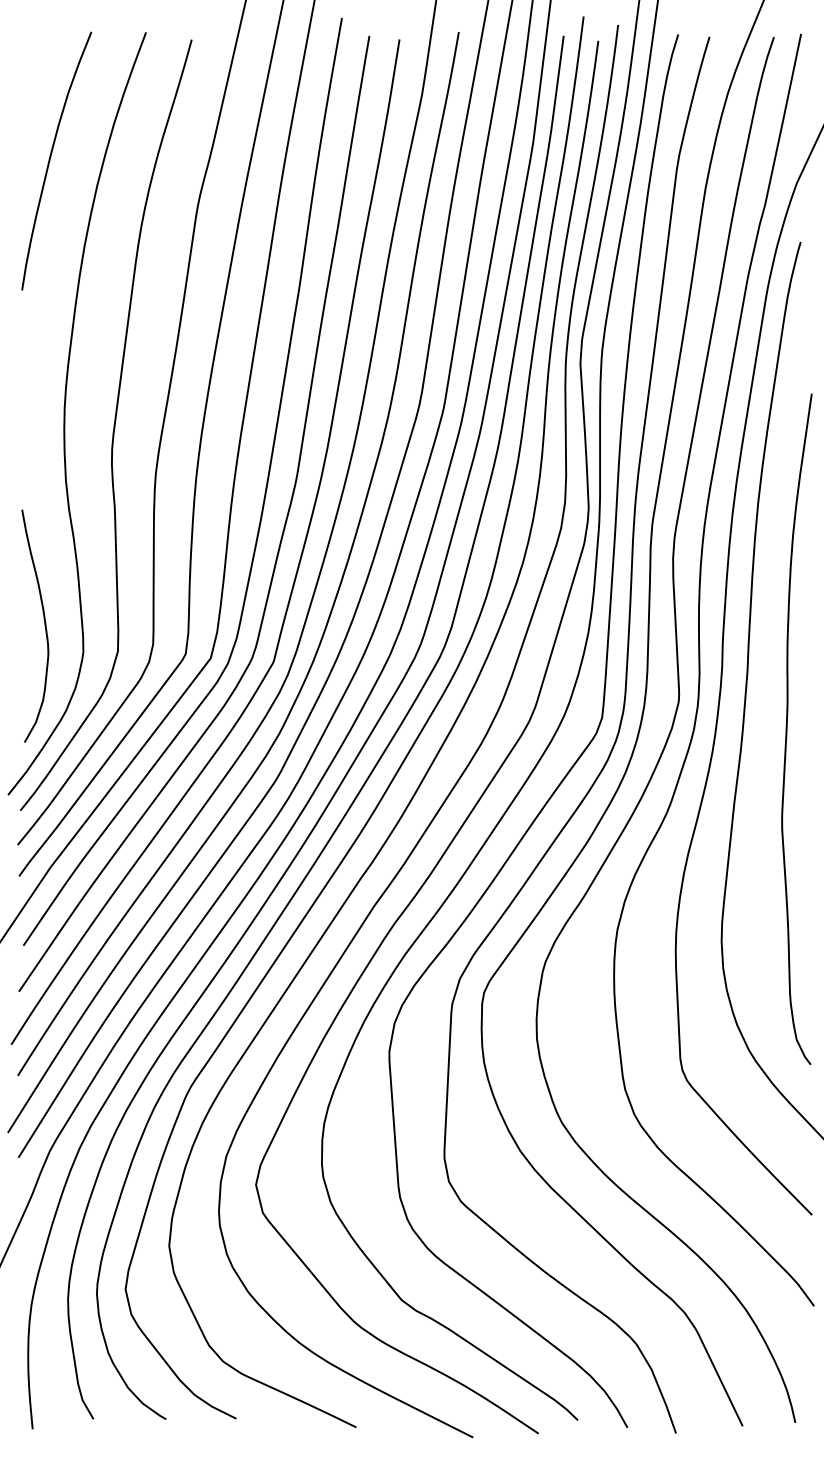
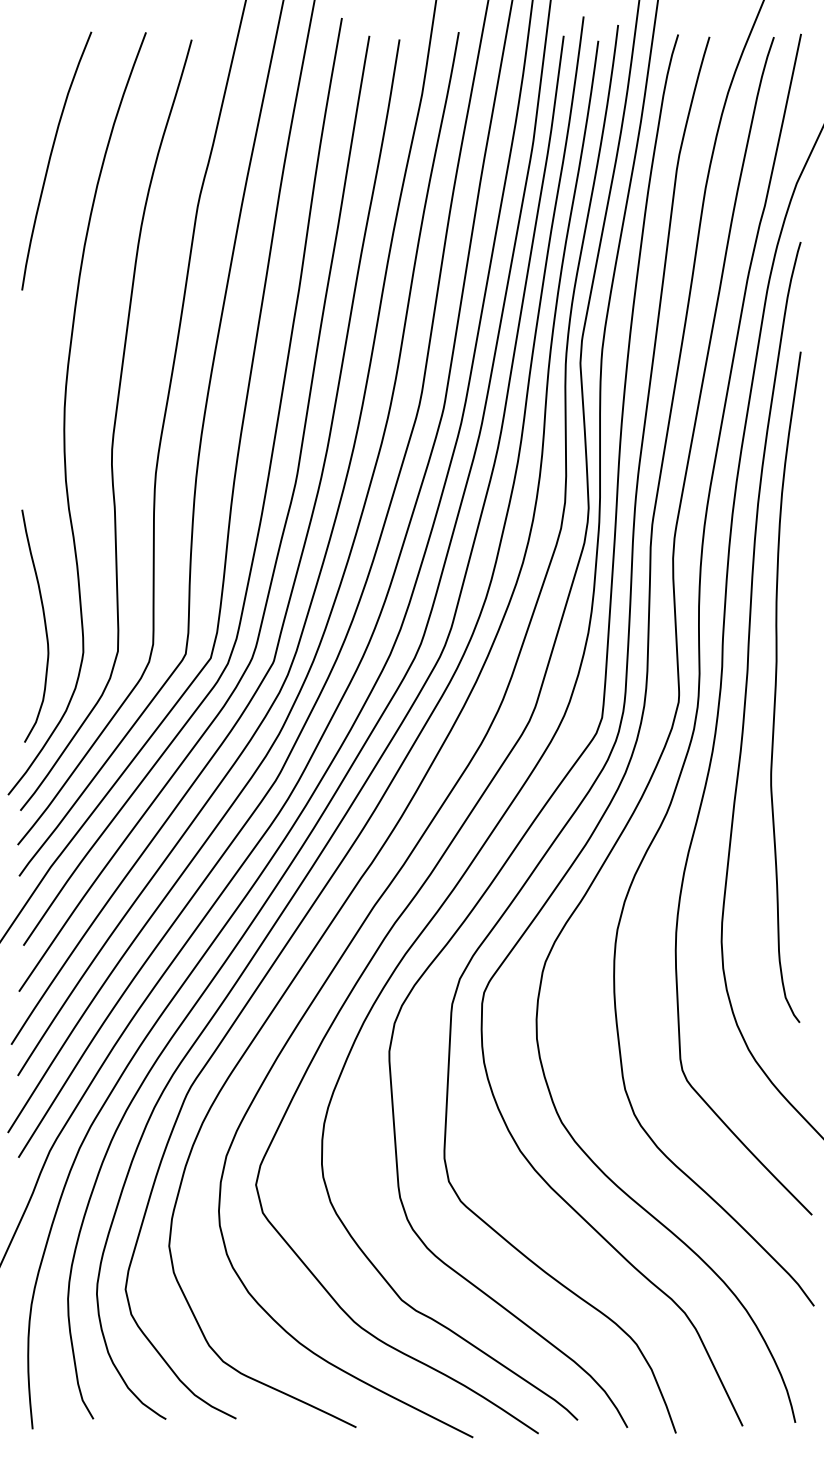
curve position: (787, 728) -> (776, 686) (776, 686)
